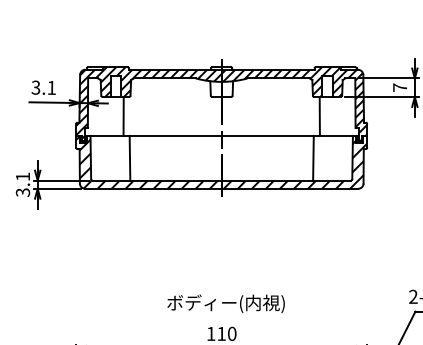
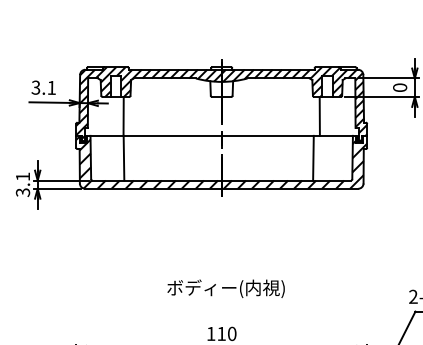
text: 7 -> 0 (400, 87)
line position: (129, 157) -> (123, 157) (123, 157)
text position: (225, 303) -> (225, 288) (225, 288)
